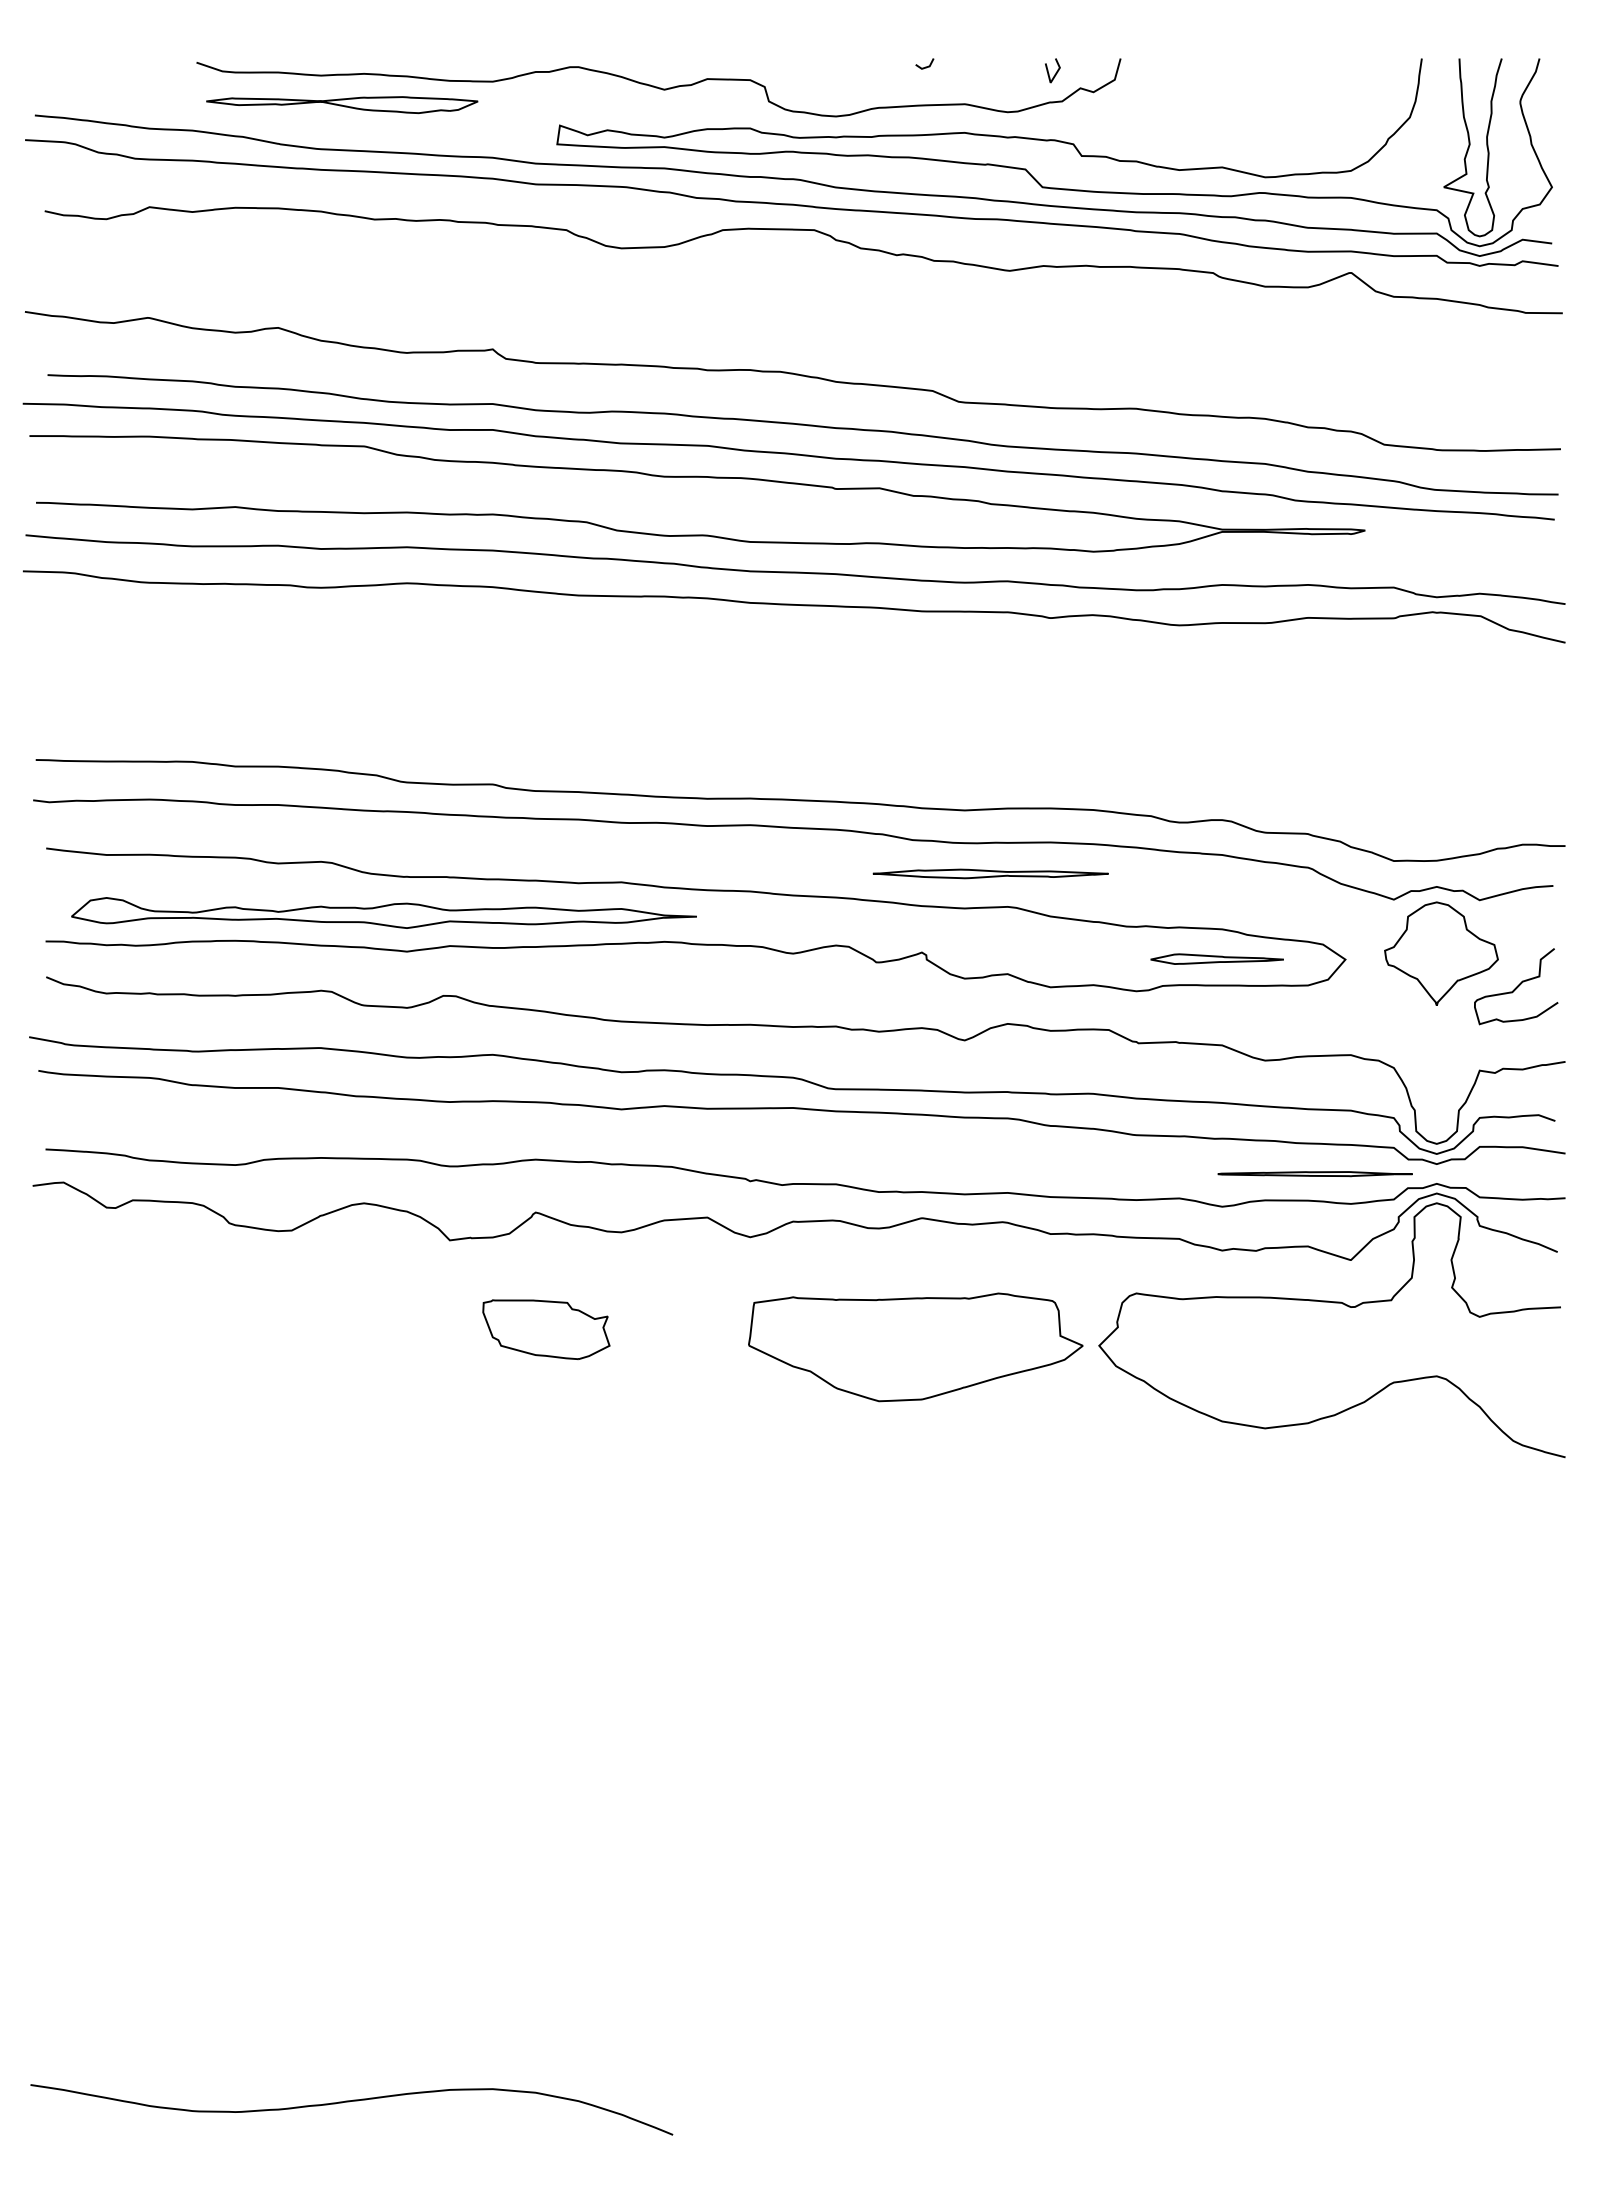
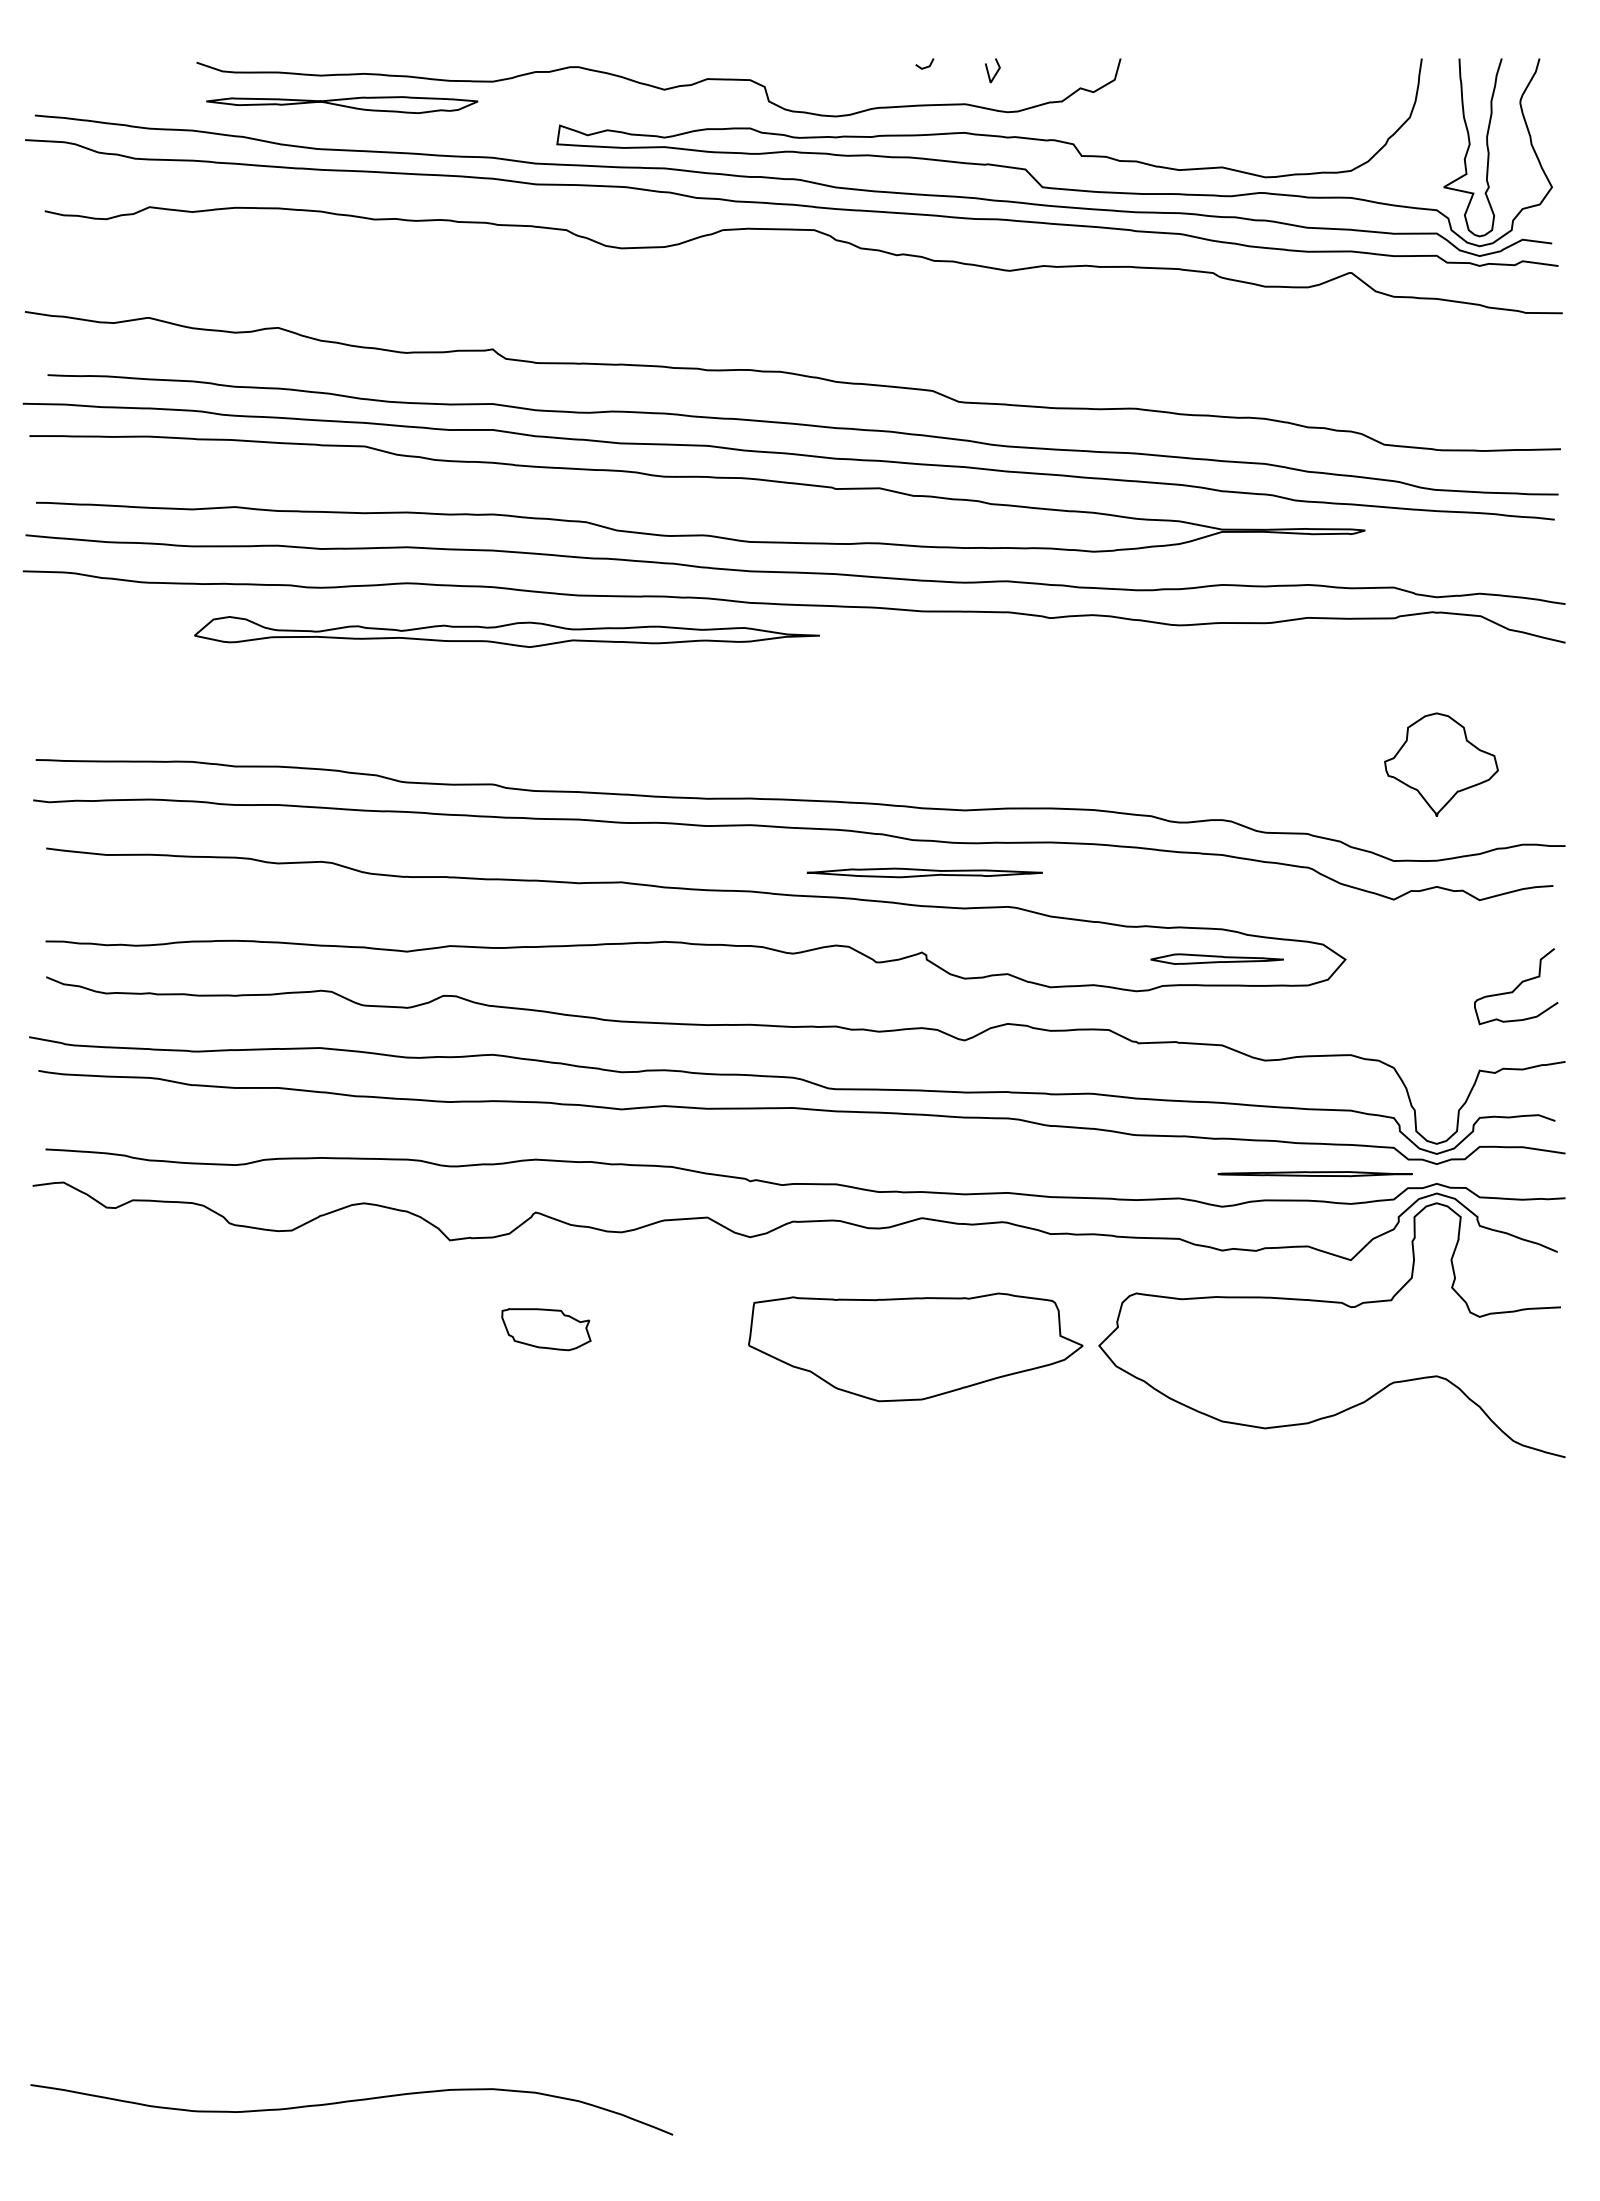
line position: (1055, 72) -> (995, 72) (995, 72)
part position: (990, 873) -> (924, 872) (924, 872)
part position: (383, 912) -> (506, 631) (506, 631)
part position: (1441, 953) -> (1441, 764) (1441, 764)
part size: 129x61 px -> 91x44 px (546, 1329)
